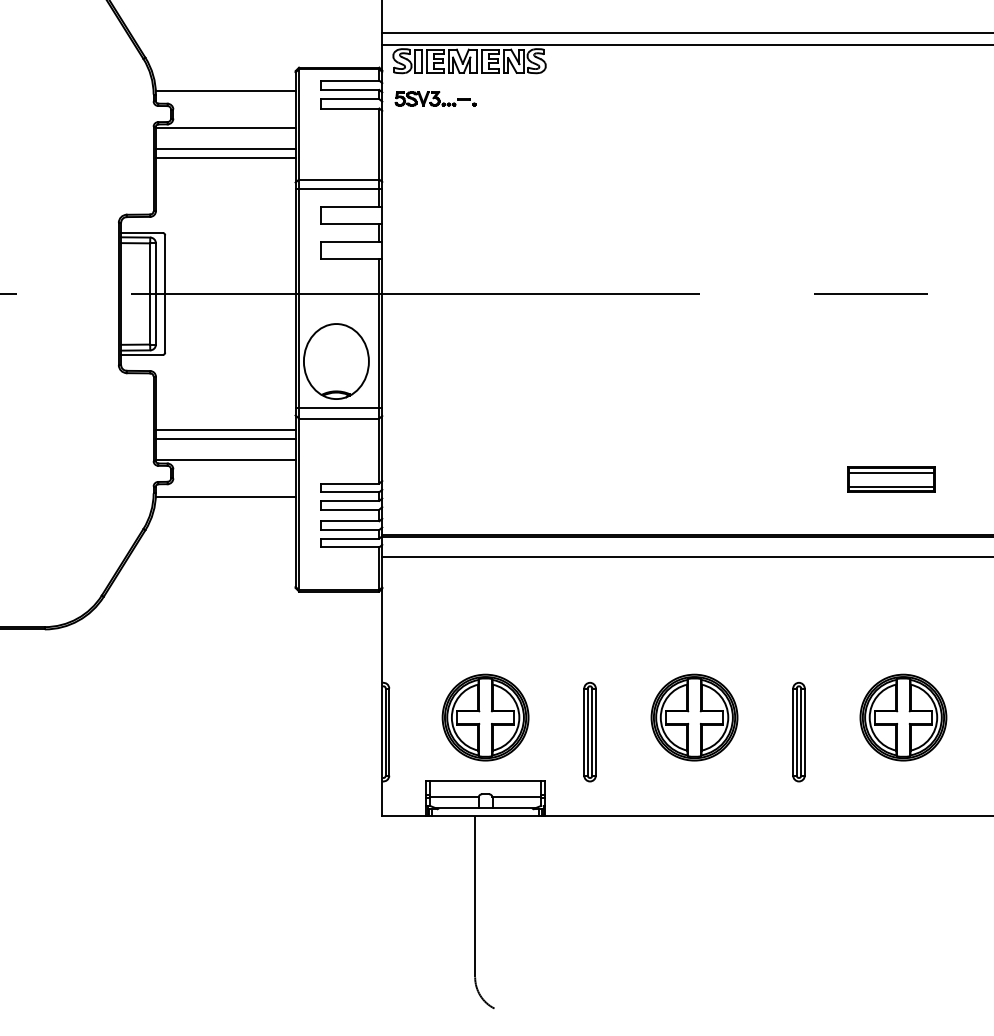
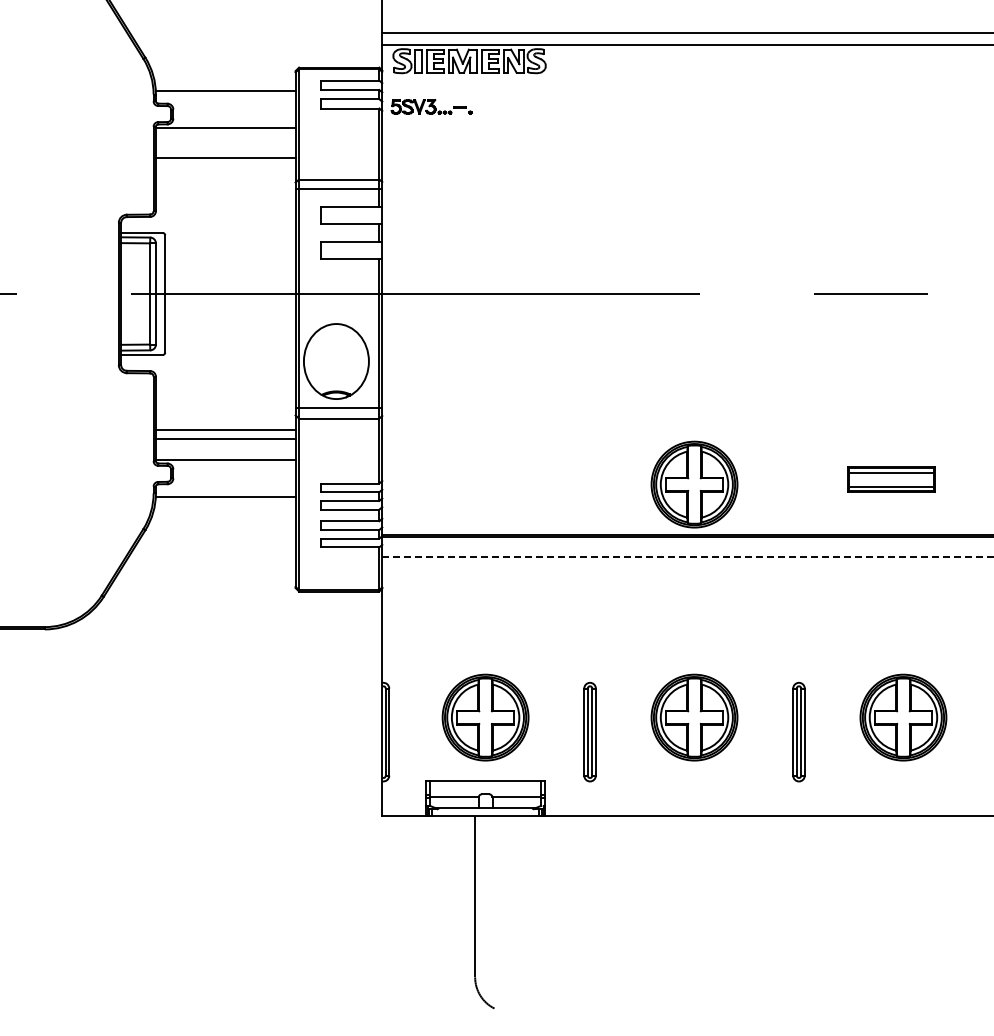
part position: (435, 98) -> (431, 106) (431, 106)
line: present -> none (225, 148)
part: none -> present (694, 484)
line: solid -> dashed (688, 556)
